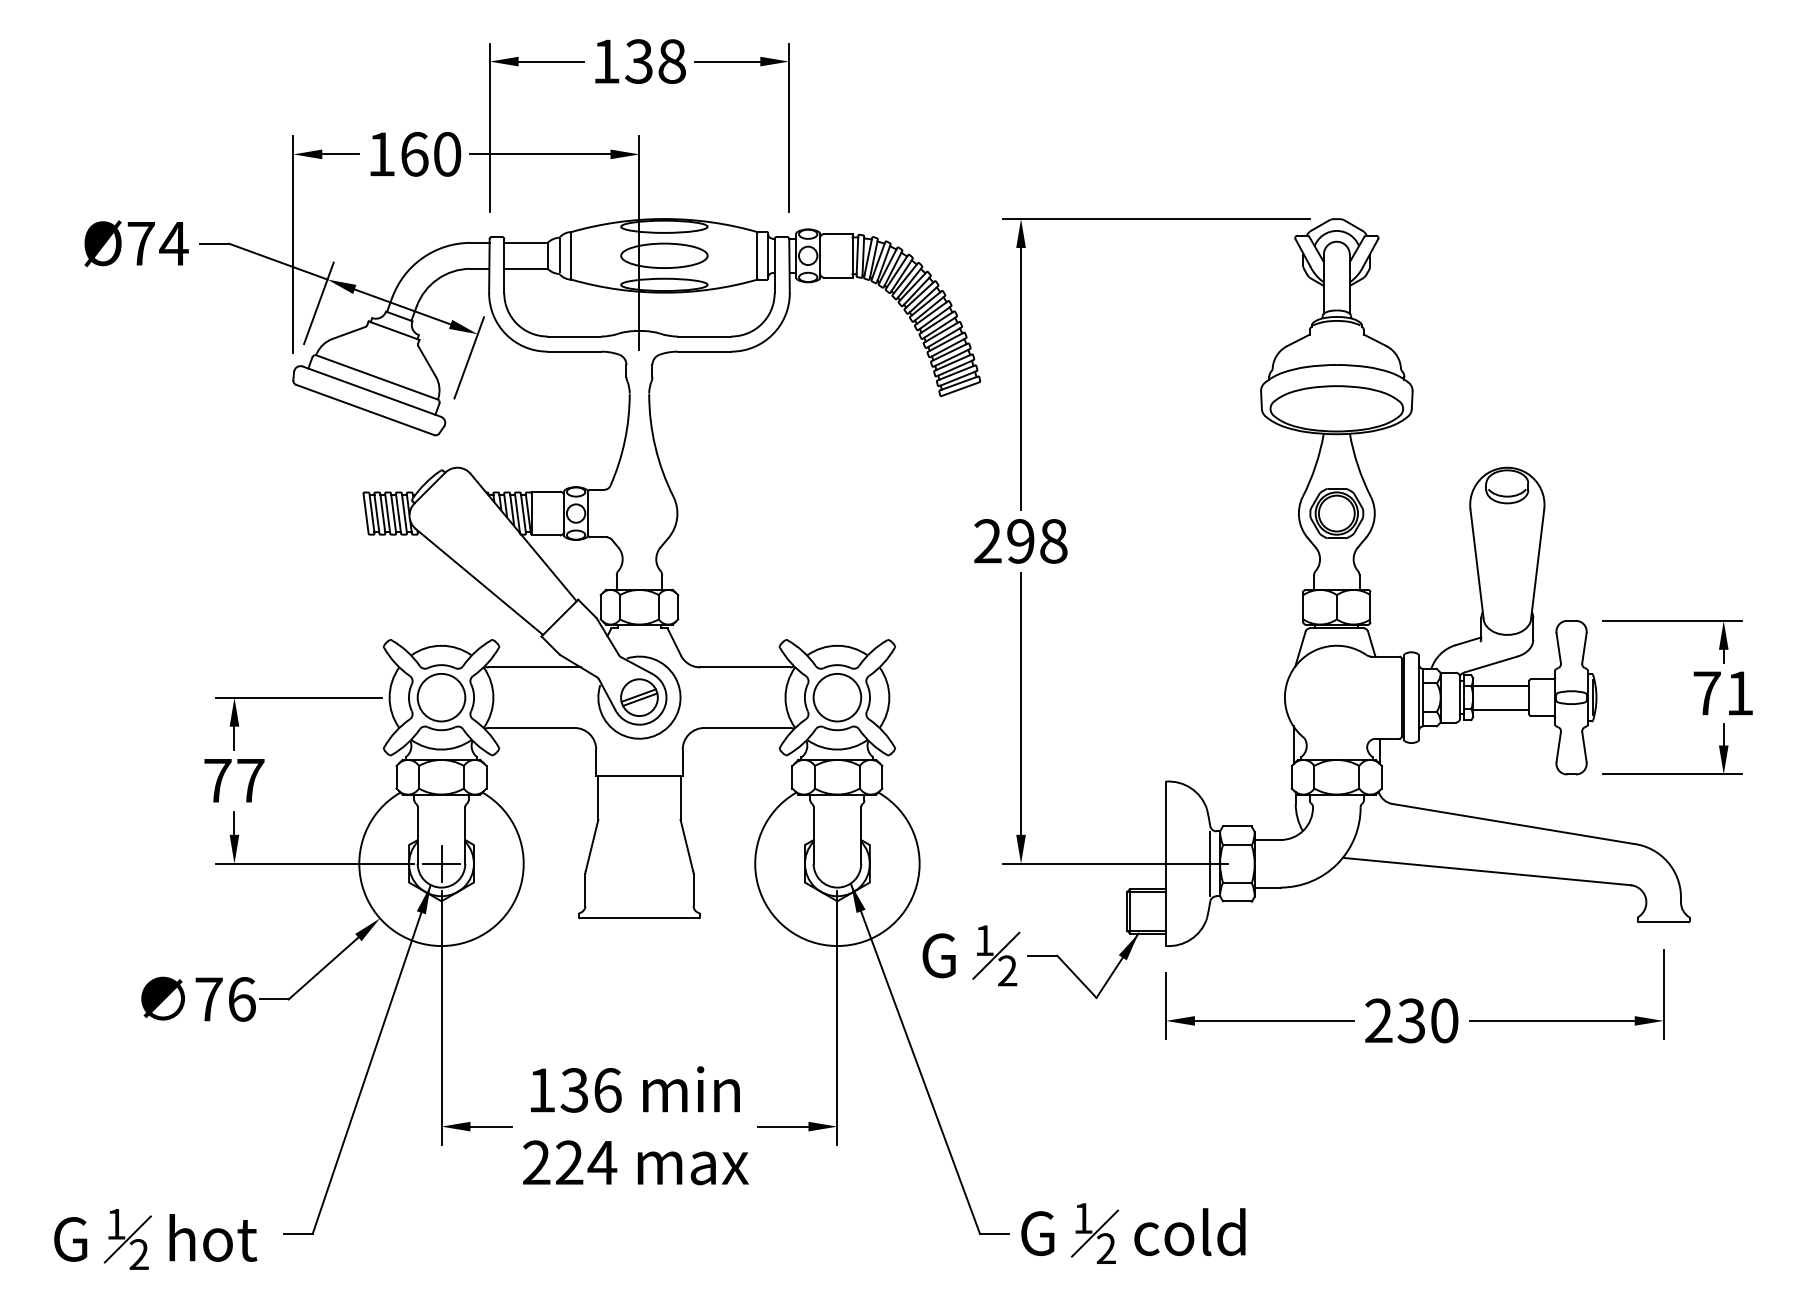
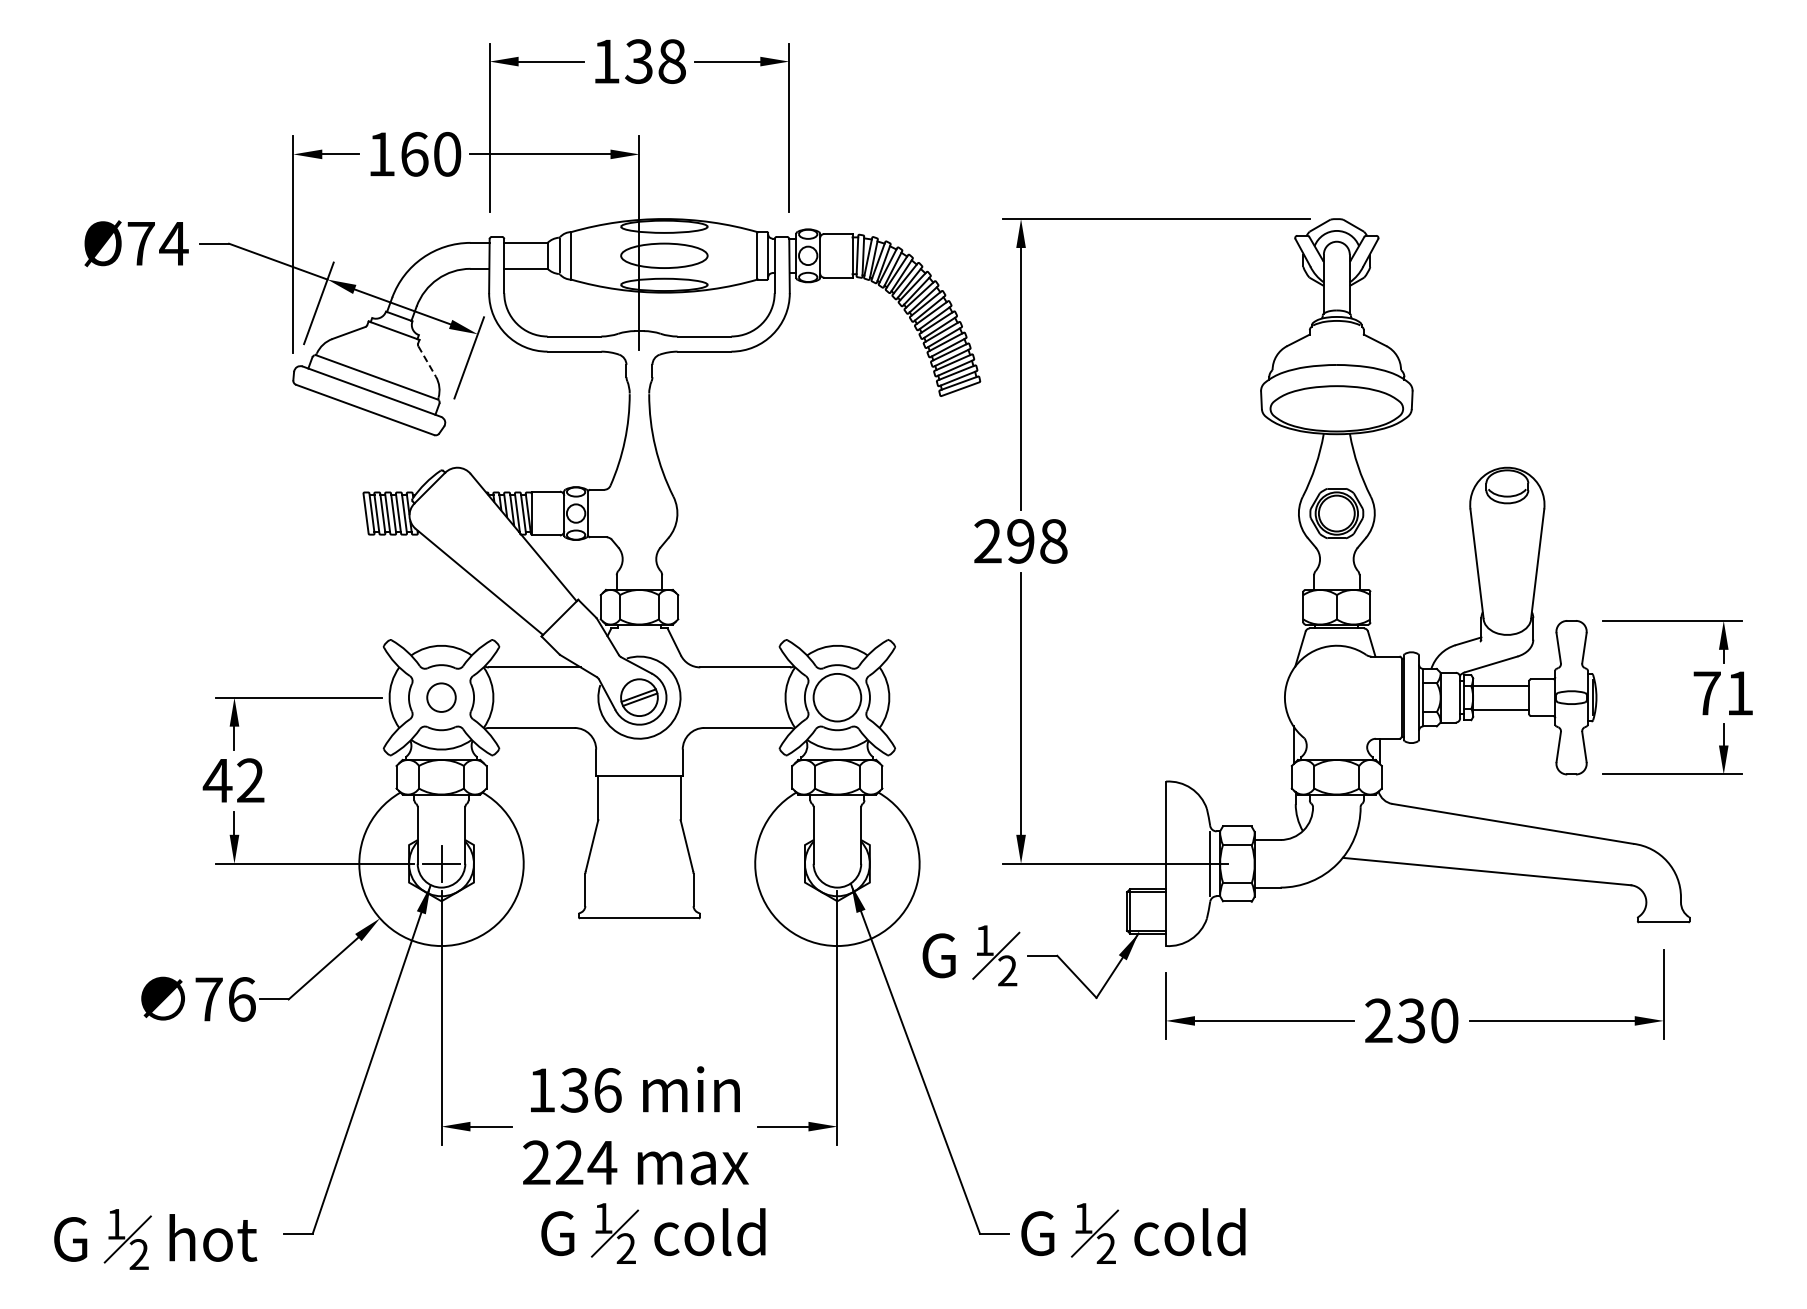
line: solid -> dashed (427, 361)
circle diameter: 48 px -> 29 px (441, 697)
text: 77 -> 42 (233, 780)
part: none -> present (653, 1233)
